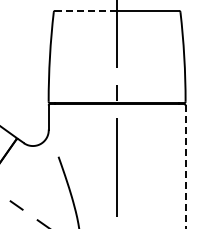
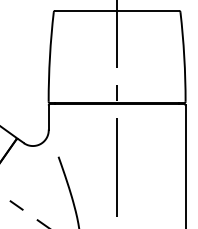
line: dashed -> solid (86, 10)
line: dashed -> solid (185, 167)
